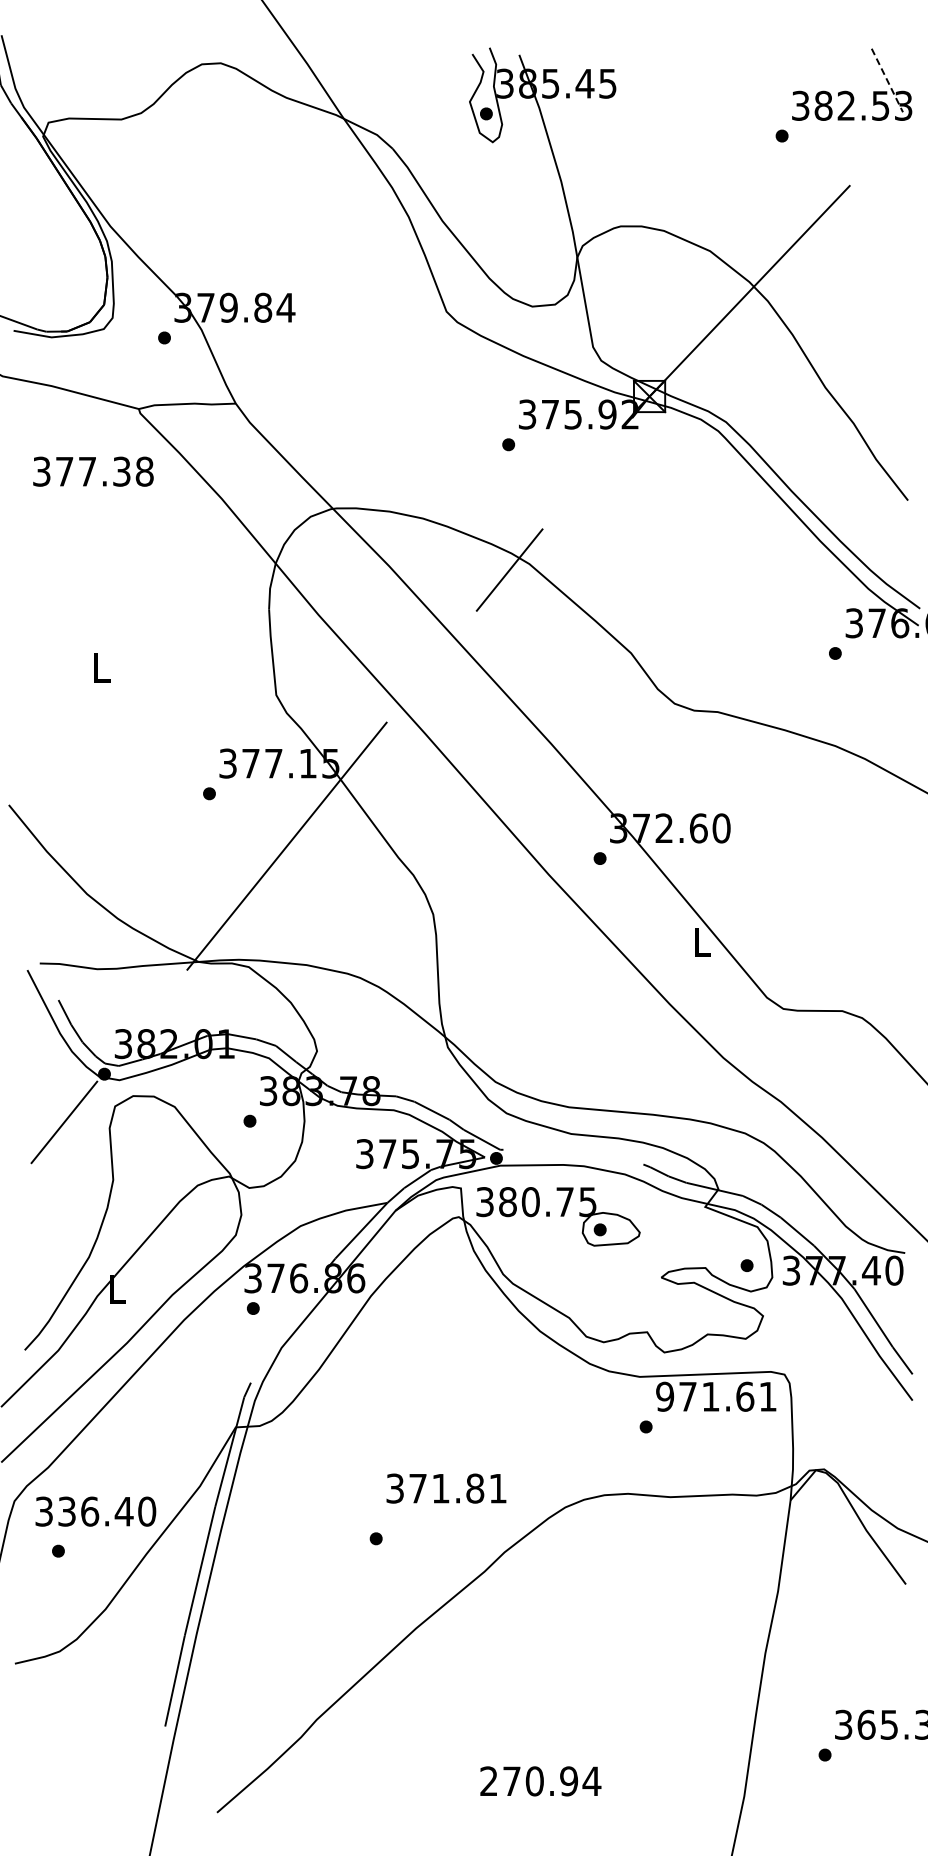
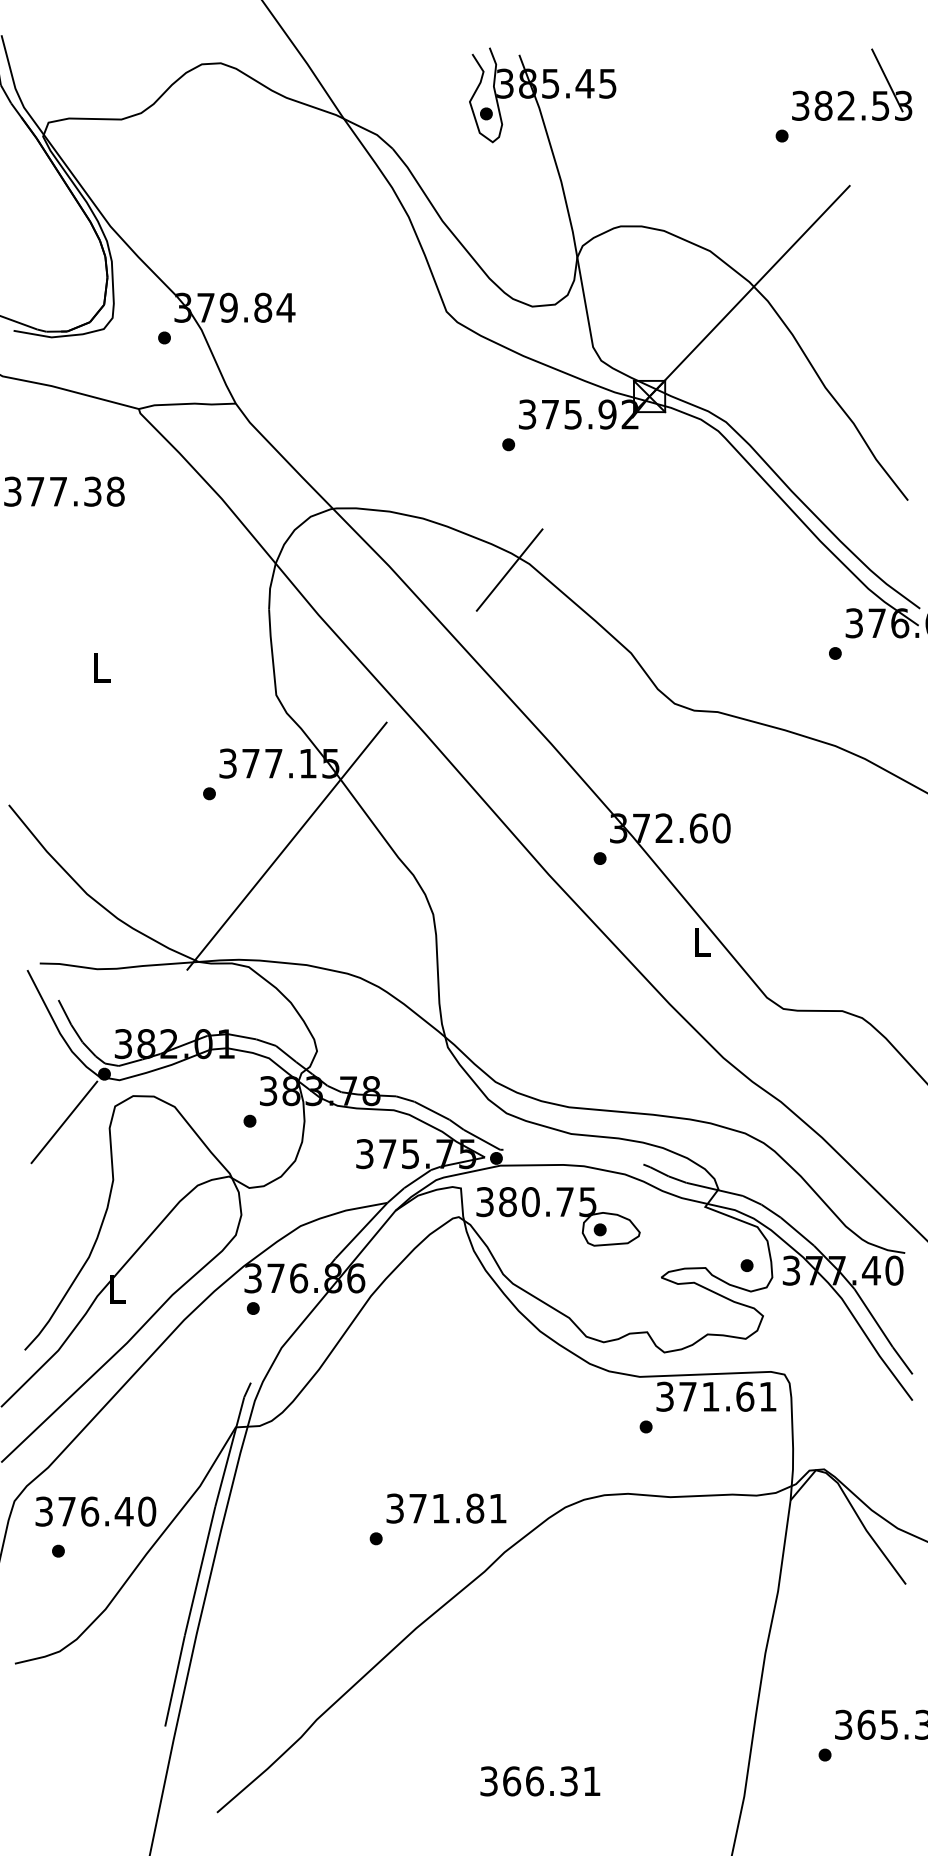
line: dashed -> solid (887, 80)
text position: (93, 471) -> (64, 491) (64, 491)
text: 971.61 -> 371.61 (665, 1396)
text position: (446, 1488) -> (446, 1508) (446, 1508)
text: 336.40 -> 376.40 (66, 1511)
text: 270.94 -> 366.31 (540, 1781)
